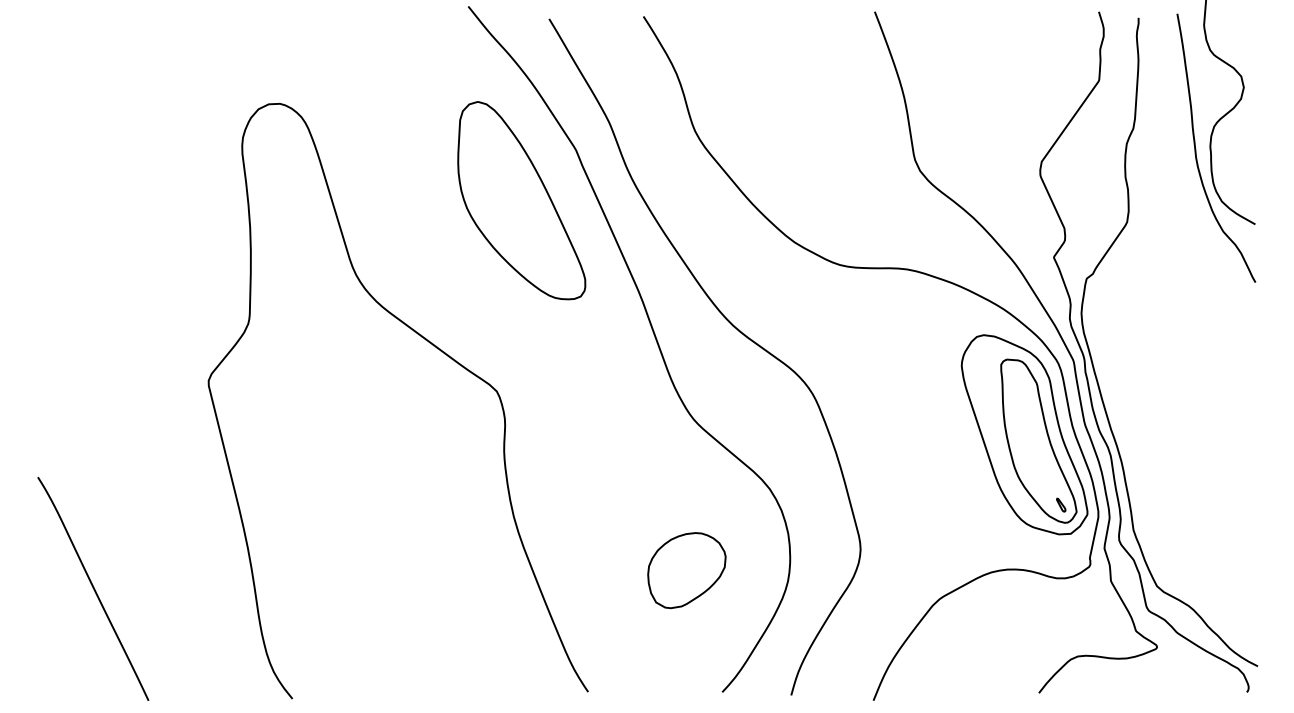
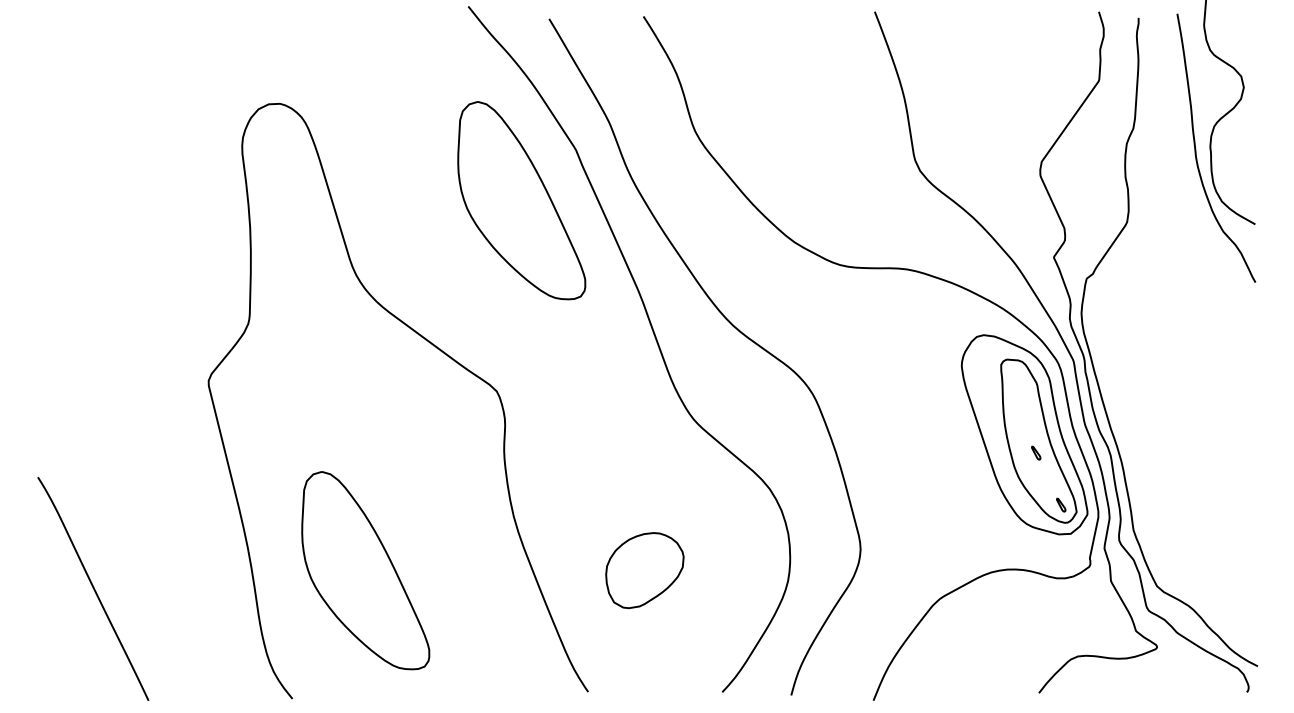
part: none -> present (1036, 452)
part: none -> present (365, 570)
part position: (686, 570) -> (644, 570) (644, 570)
